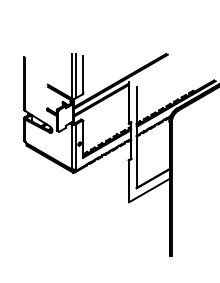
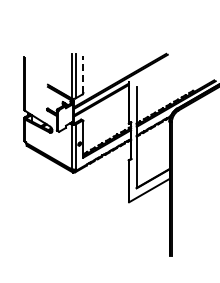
line: solid -> dashed (83, 74)
